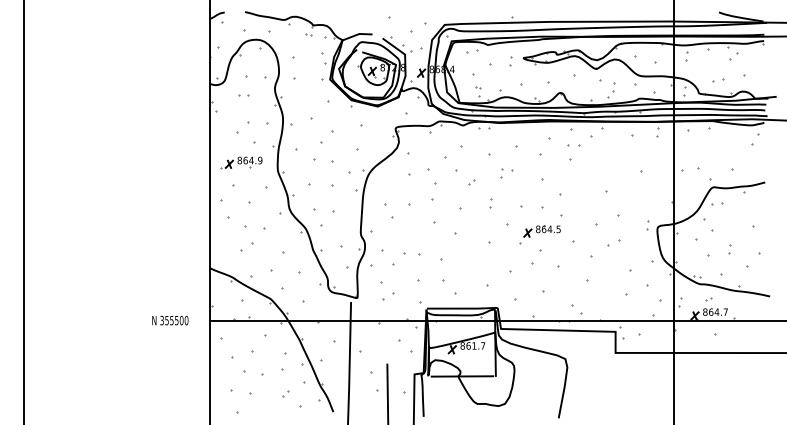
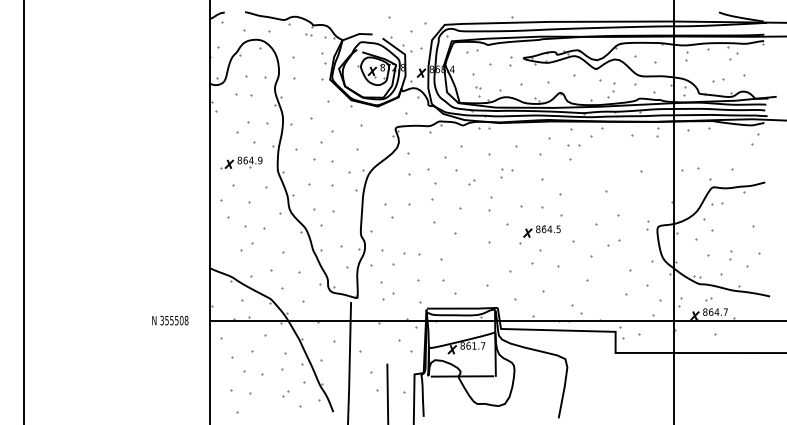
part size: 12x3 px -> 18x4 px (243, 94)
part size: 4x11 px -> 5x16 px (490, 203)
part position: (729, 249) -> (730, 255) (730, 255)
text: 355500 -> 355508 (186, 320)
